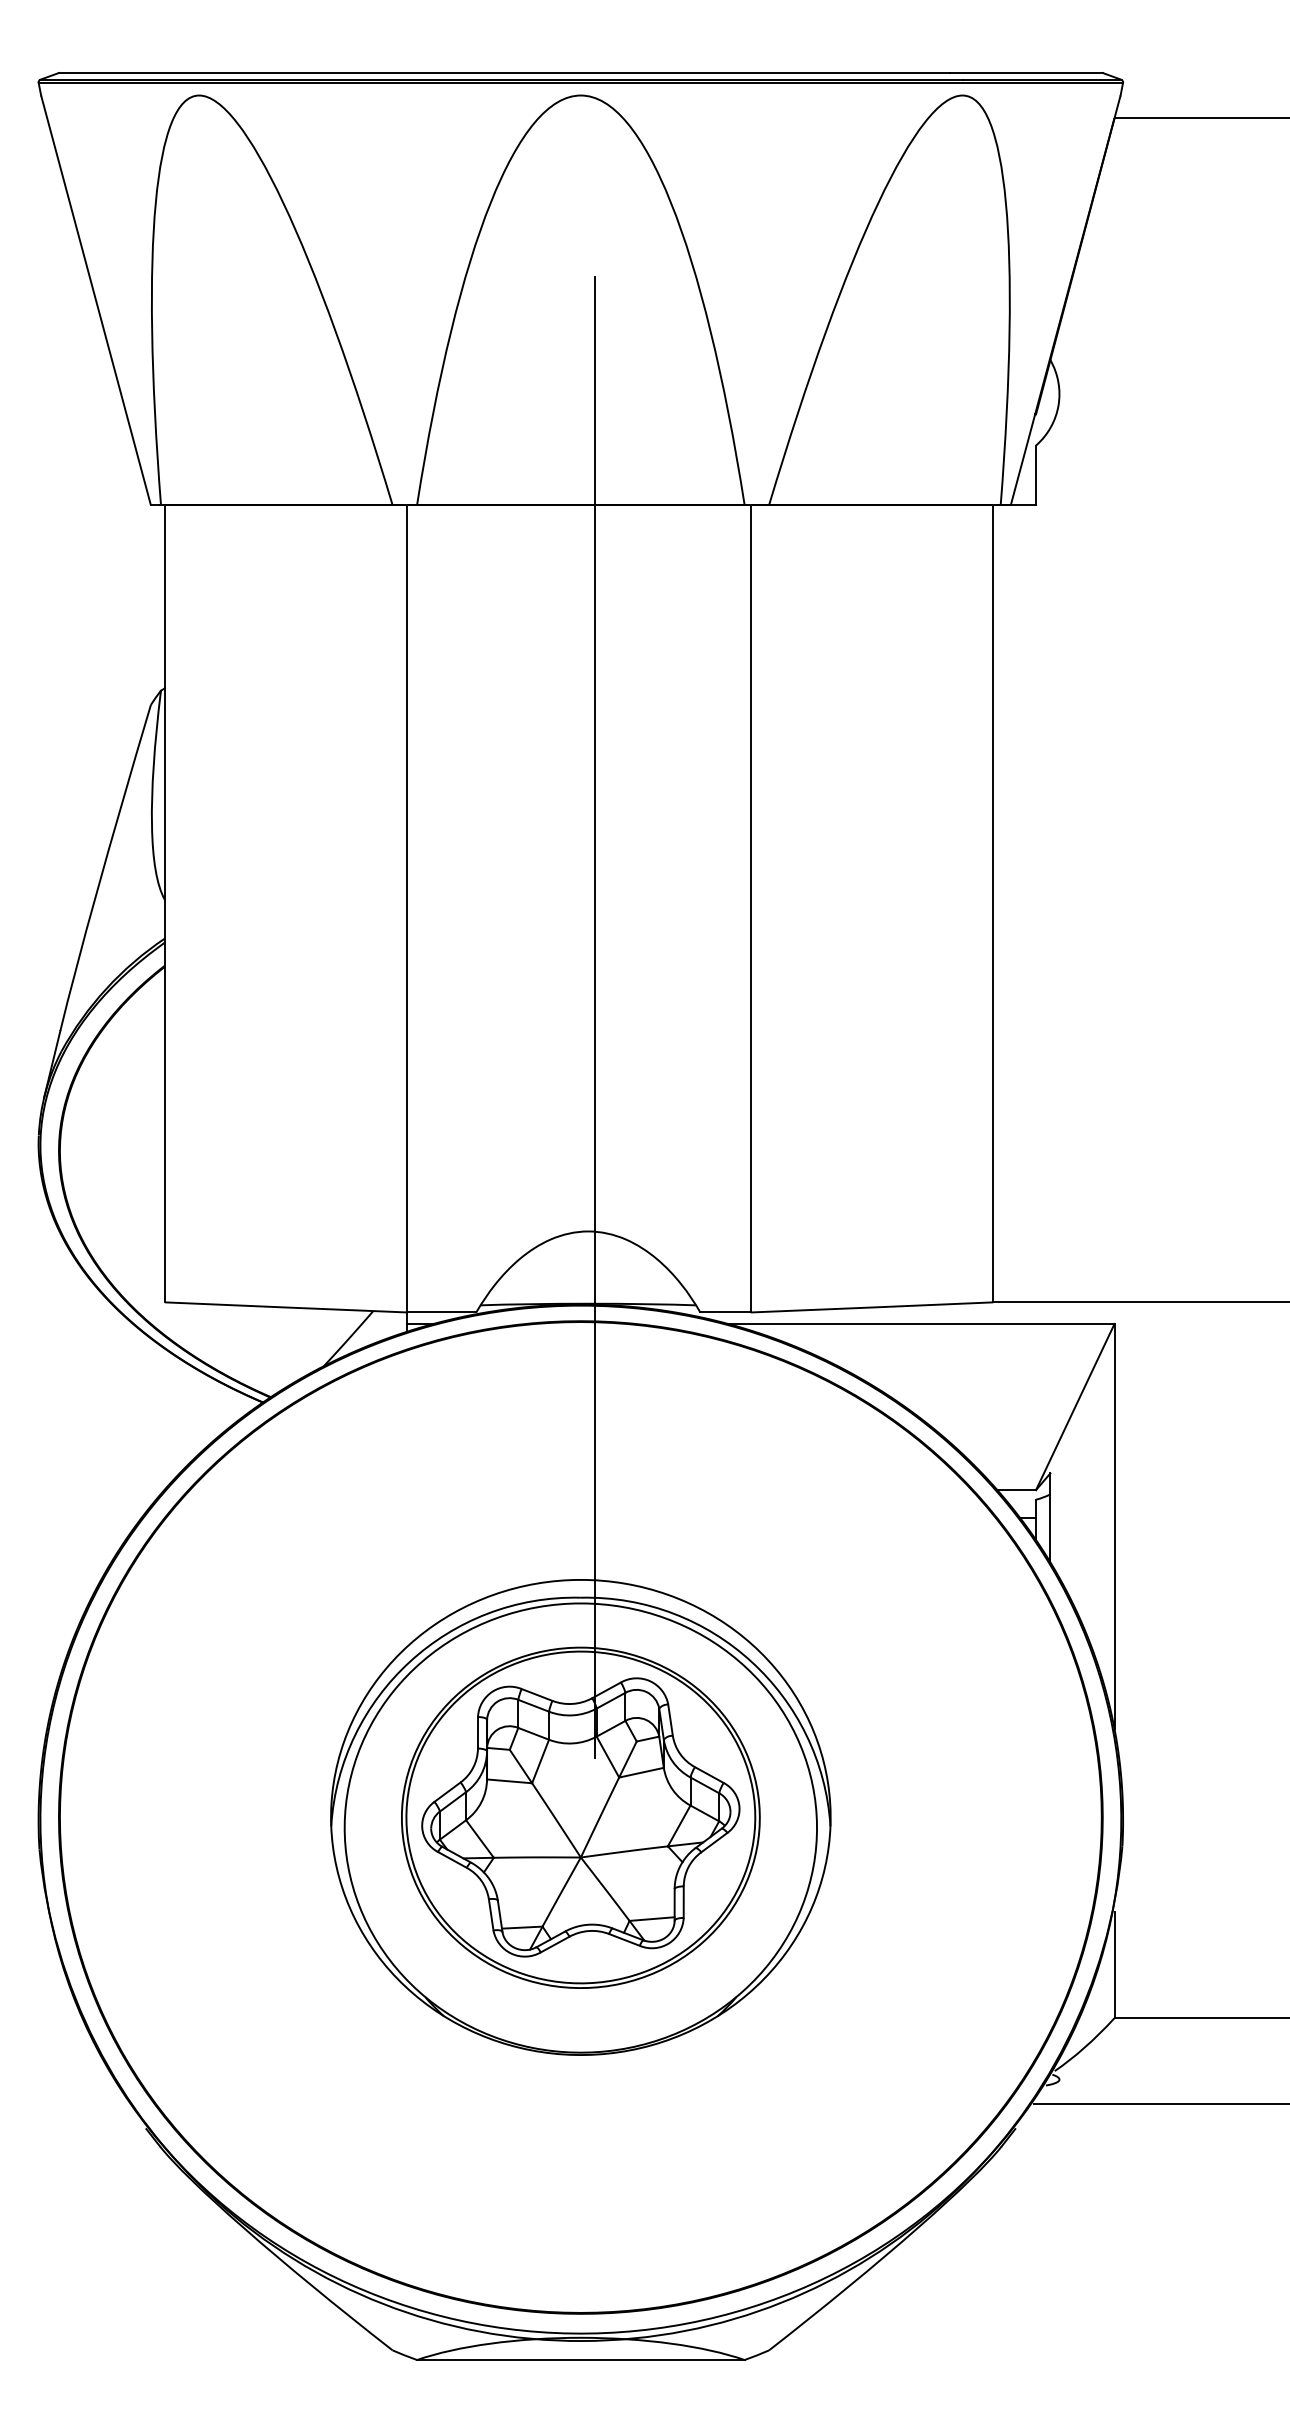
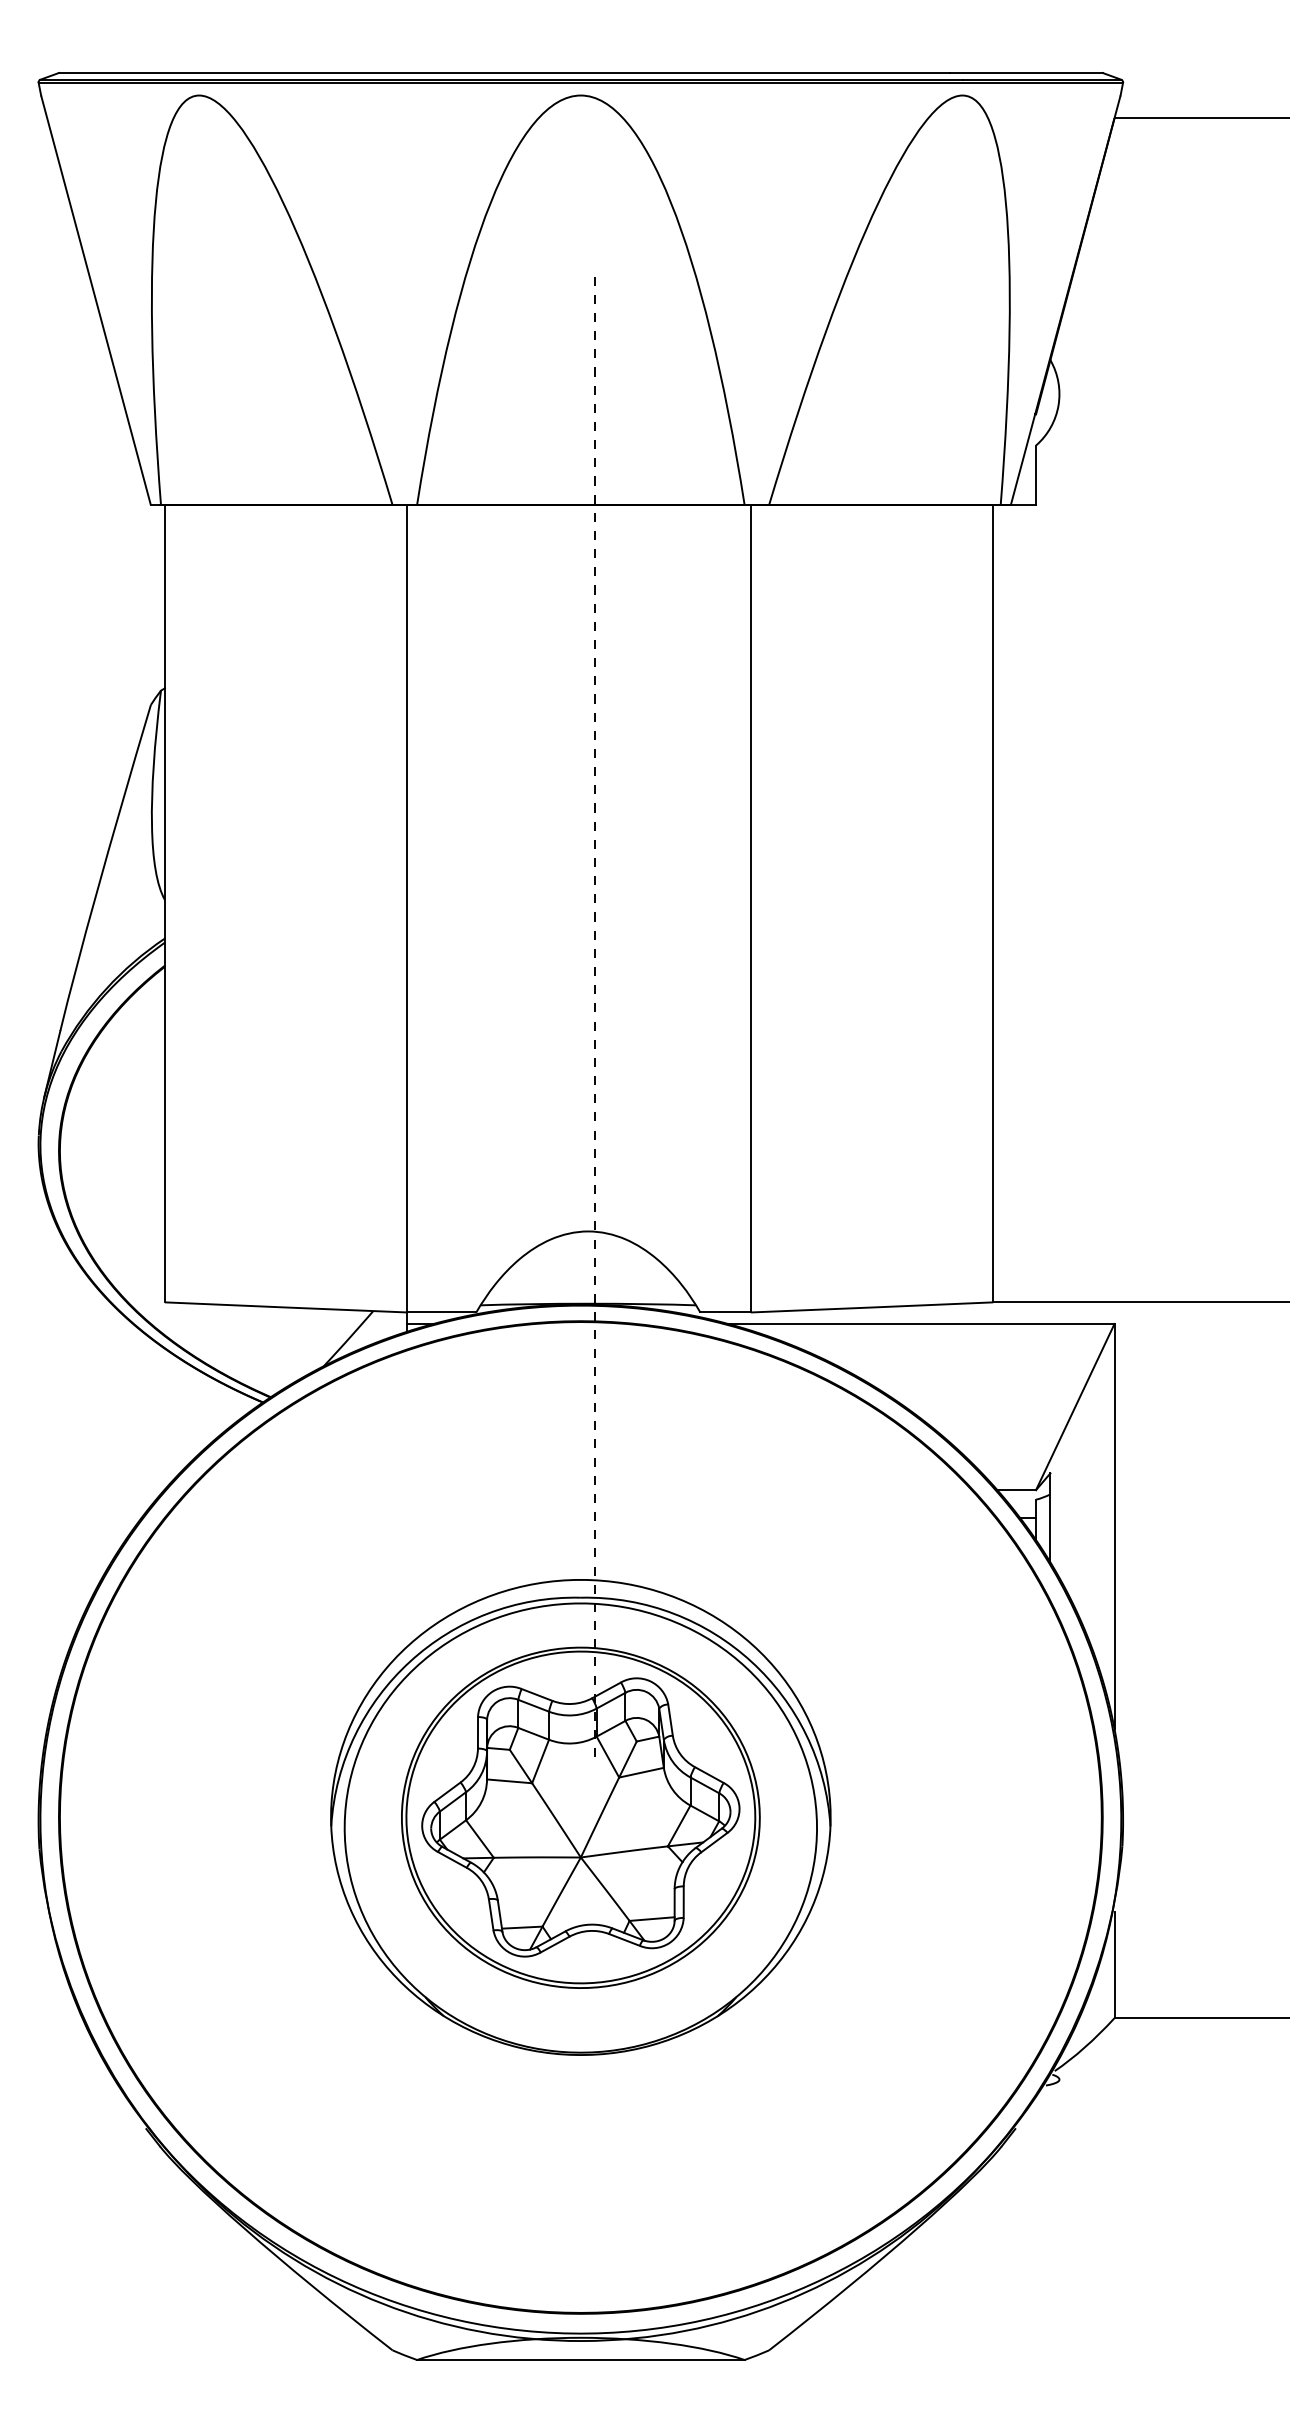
line: solid -> dashed (594, 1017)
line: present -> none (1159, 2104)
